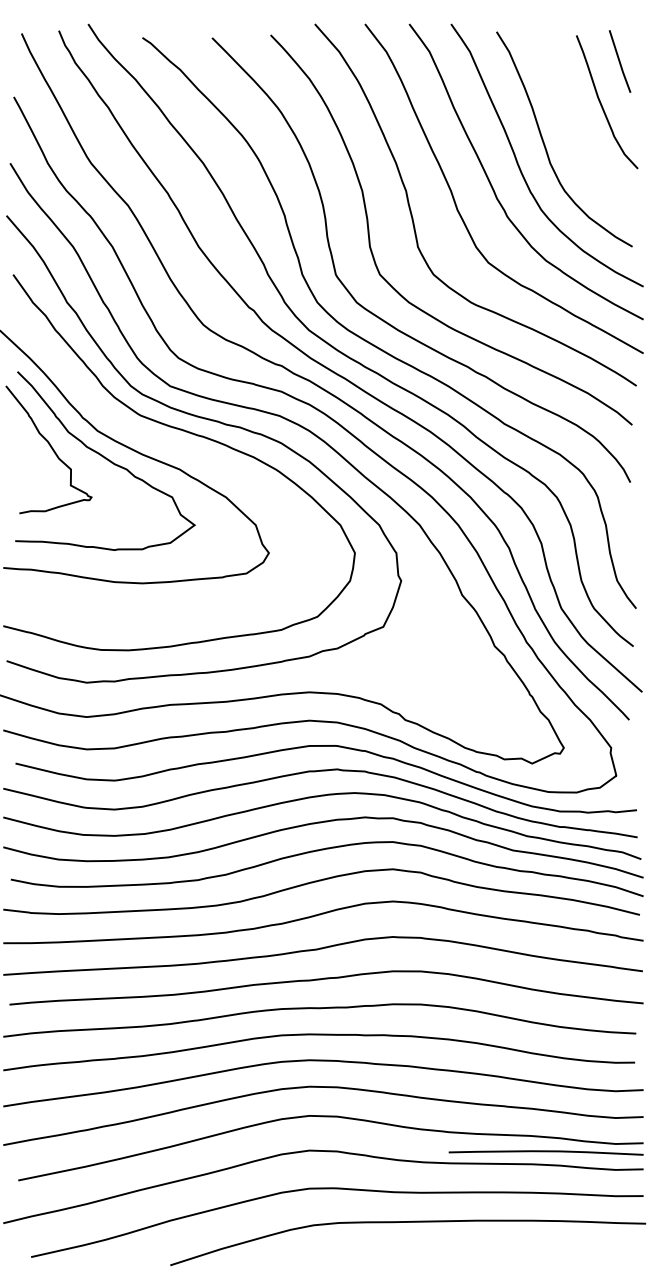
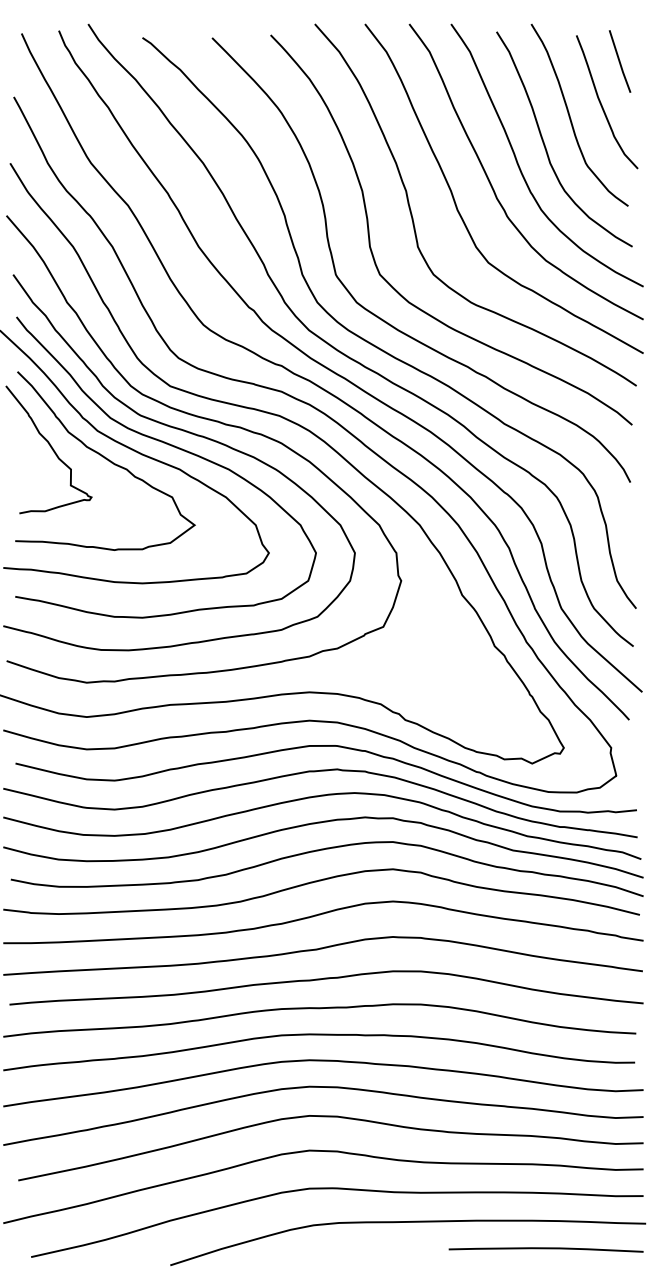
curve: none -> present (571, 118)
curve: none -> present (173, 447)
curve position: (545, 1152) -> (545, 1249) (545, 1249)
